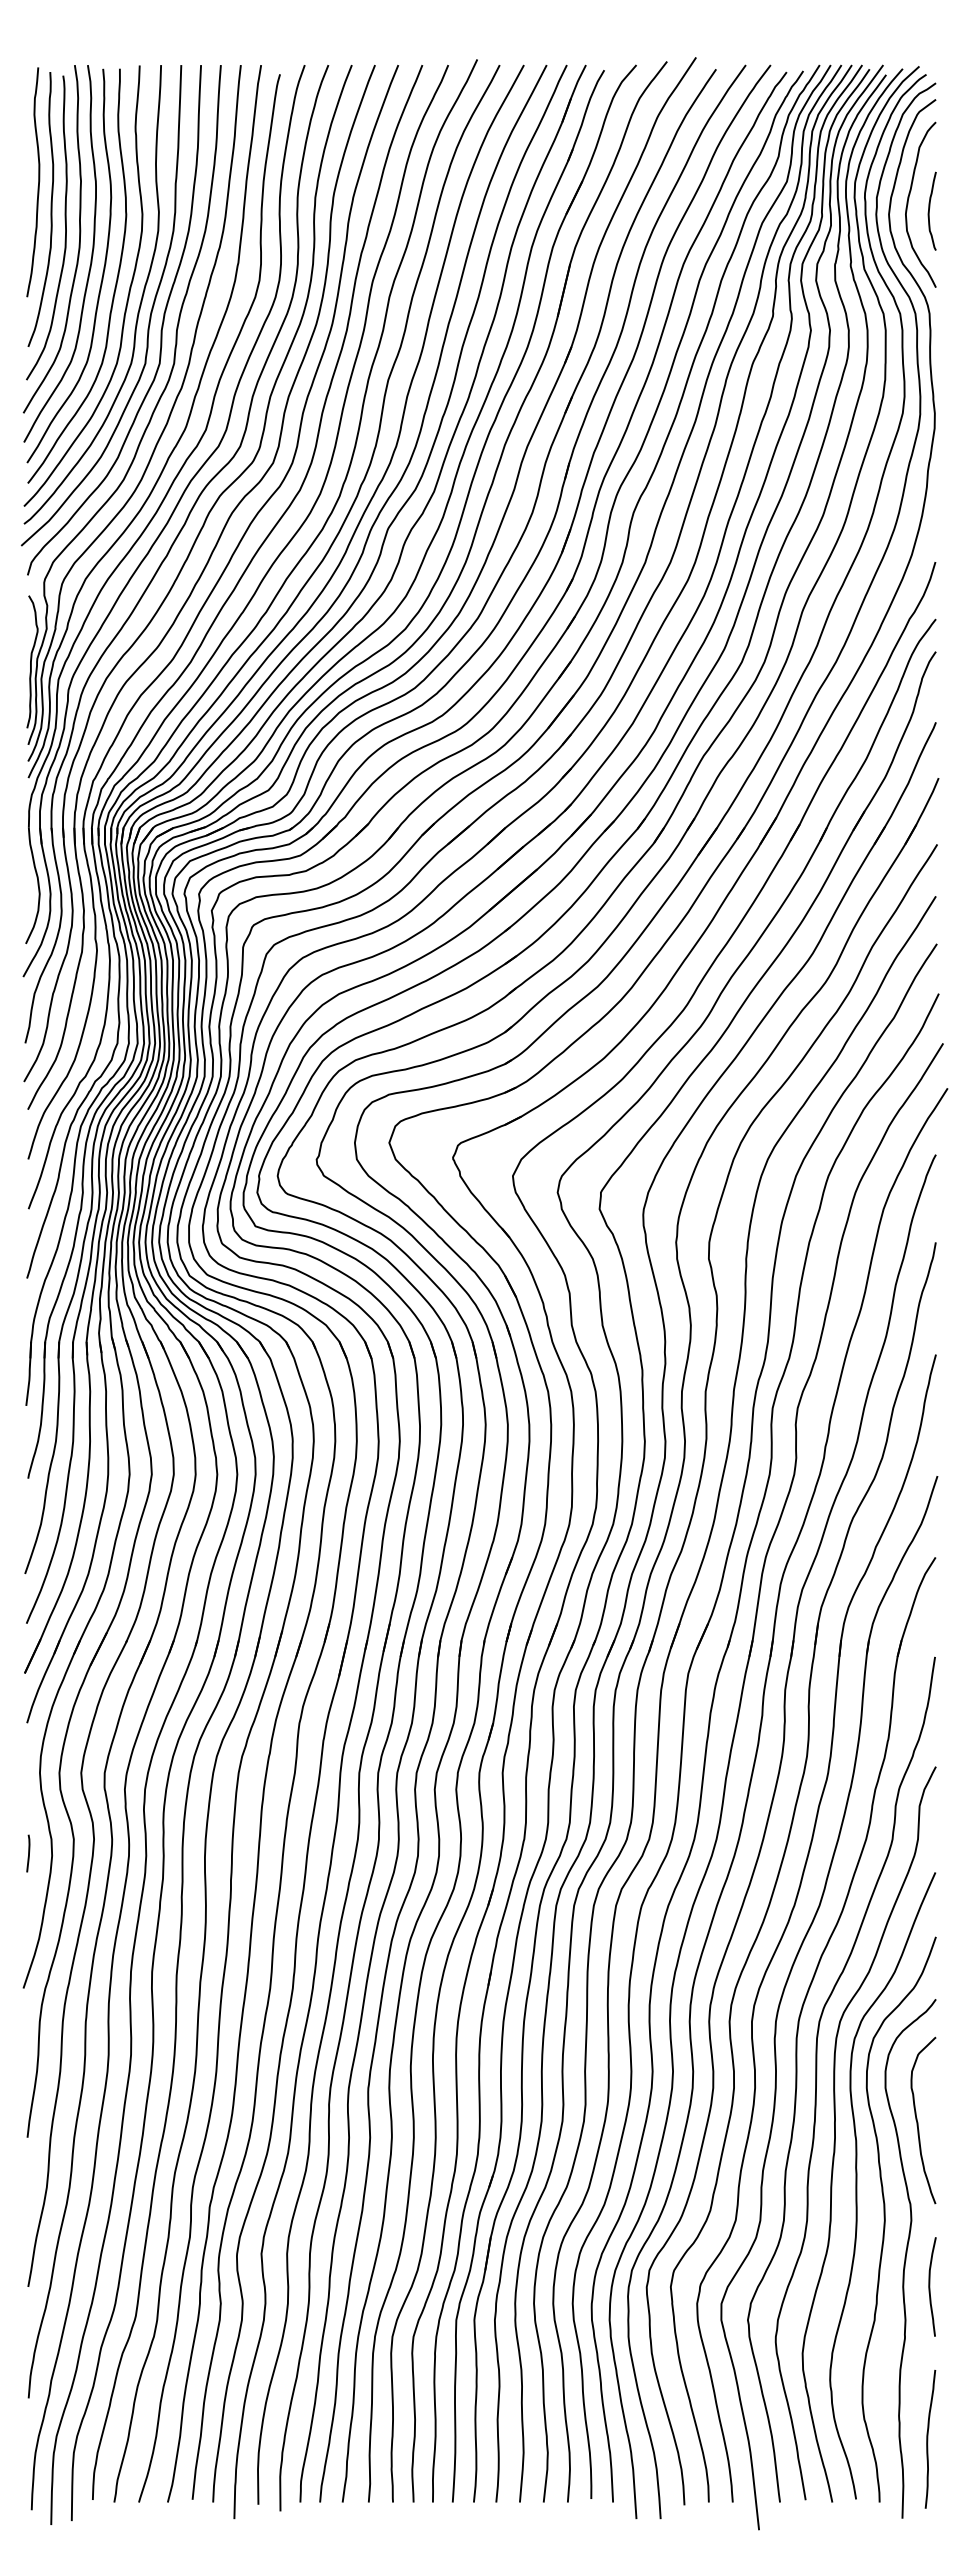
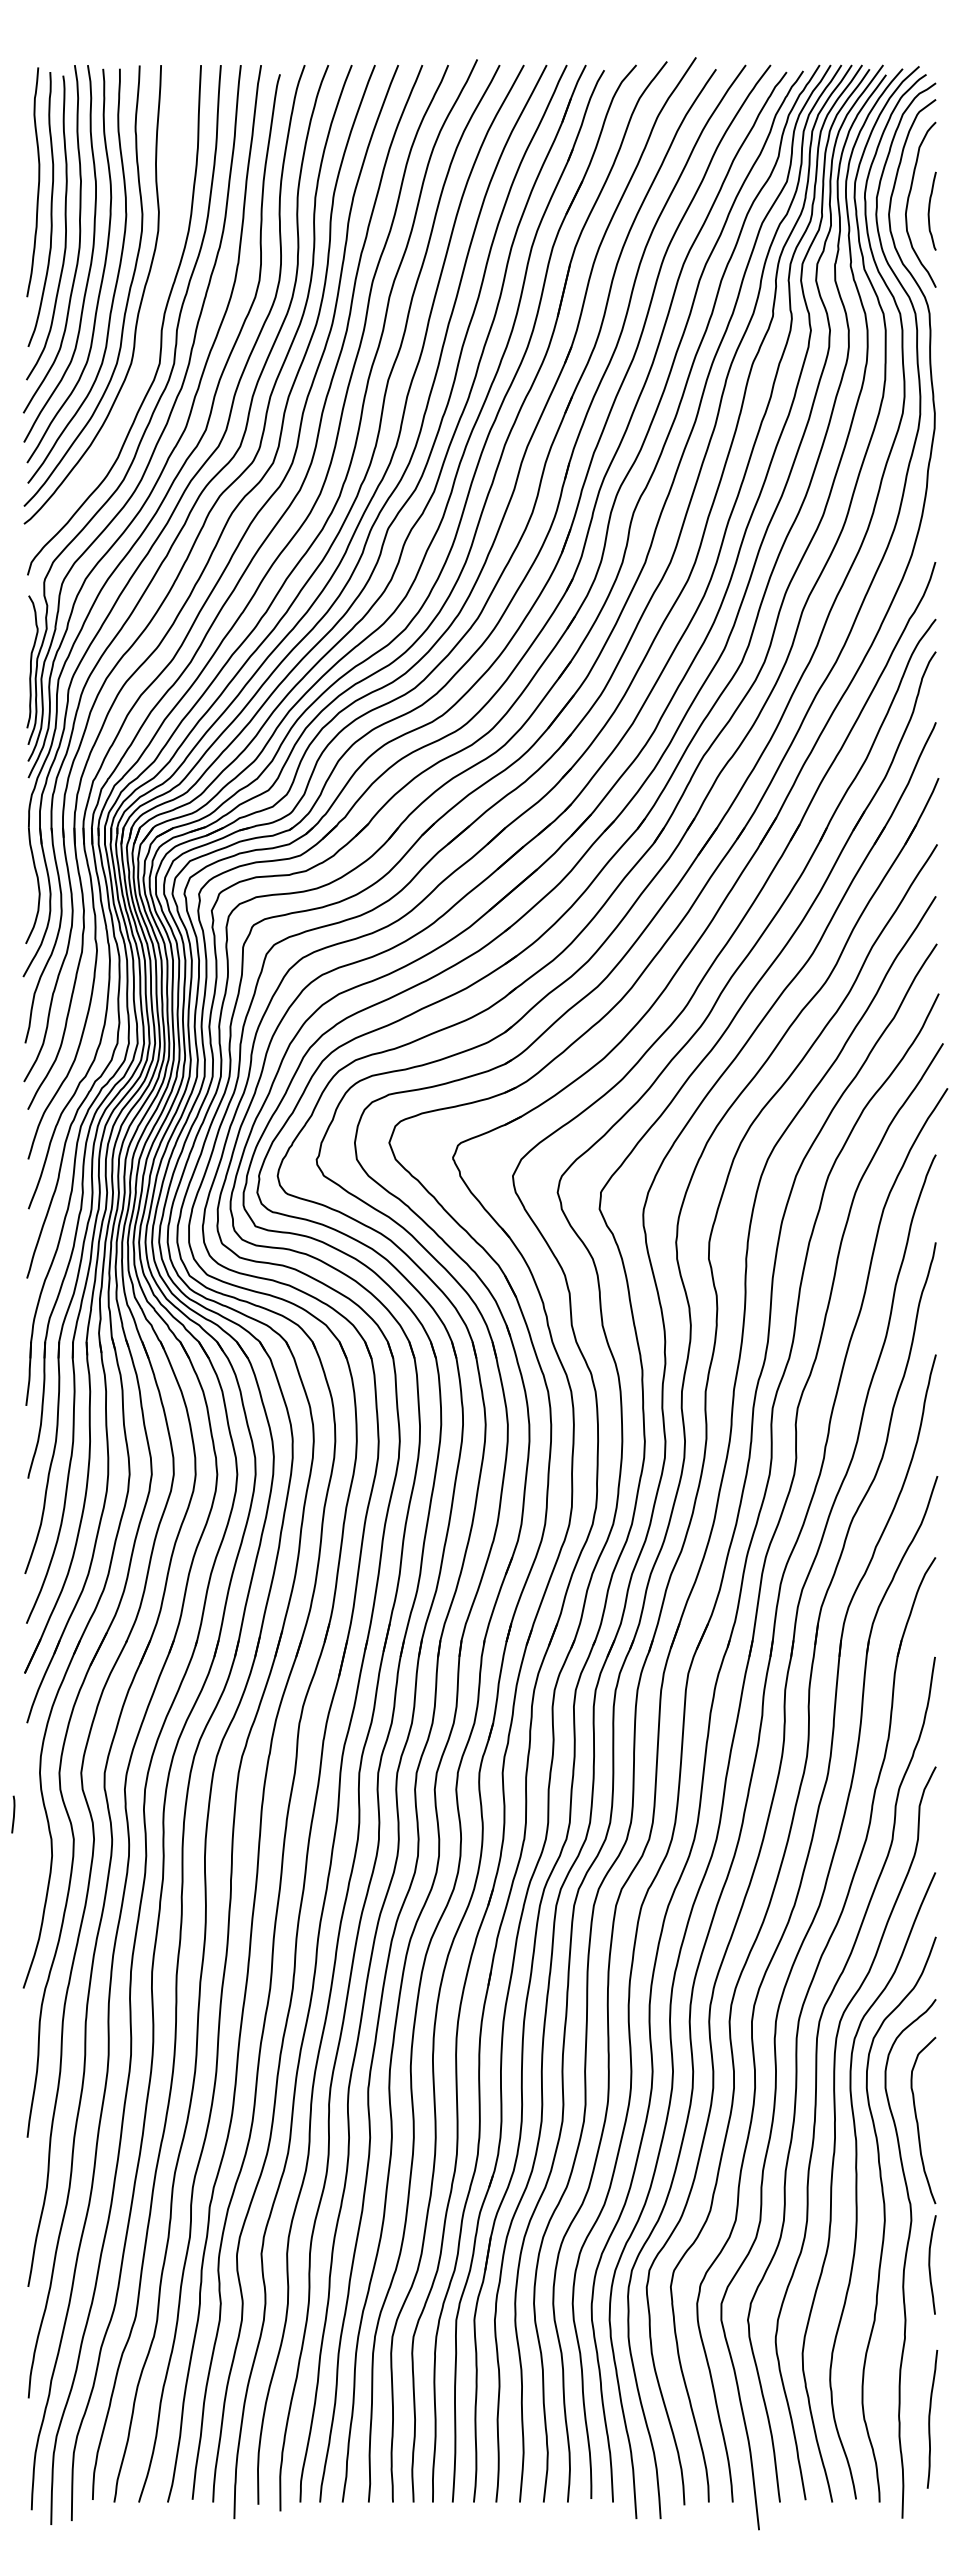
curve: present -> none (149, 315)
line position: (28, 1853) -> (13, 1814) (13, 1814)
curve position: (930, 2286) -> (930, 2264) (930, 2264)
curve position: (928, 2439) -> (930, 2419) (930, 2419)
